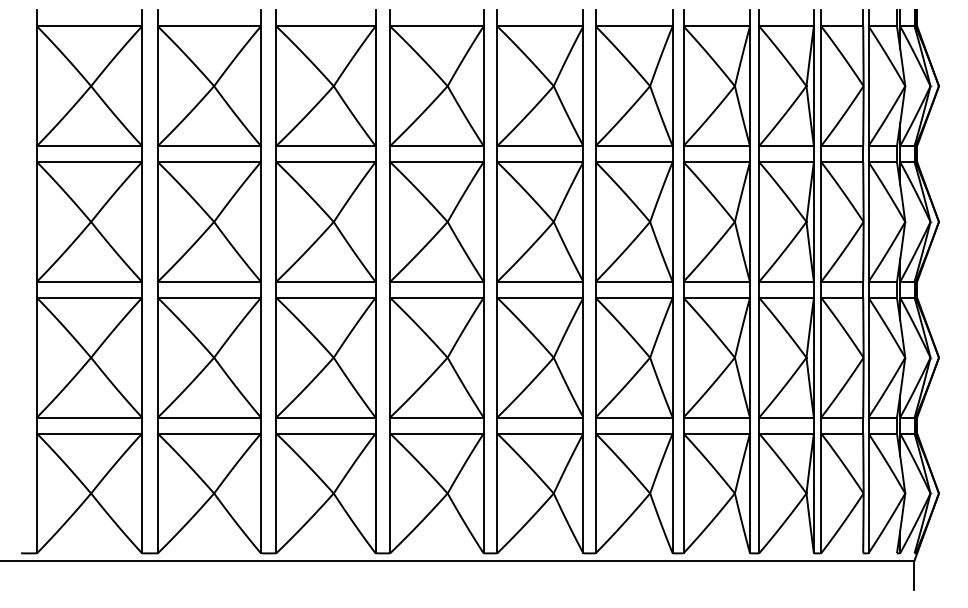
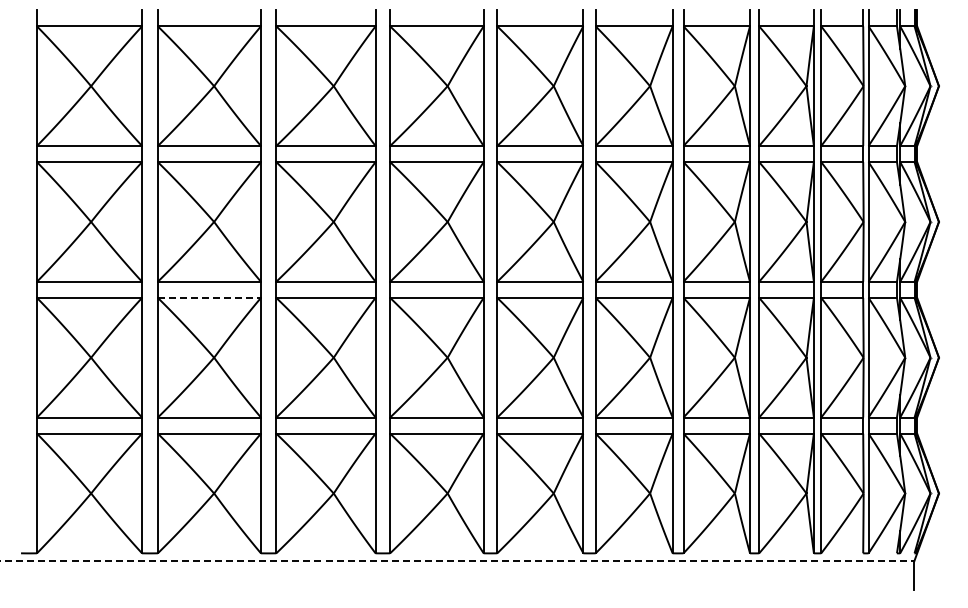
line: solid -> dashed (209, 297)
line: solid -> dashed (457, 561)
